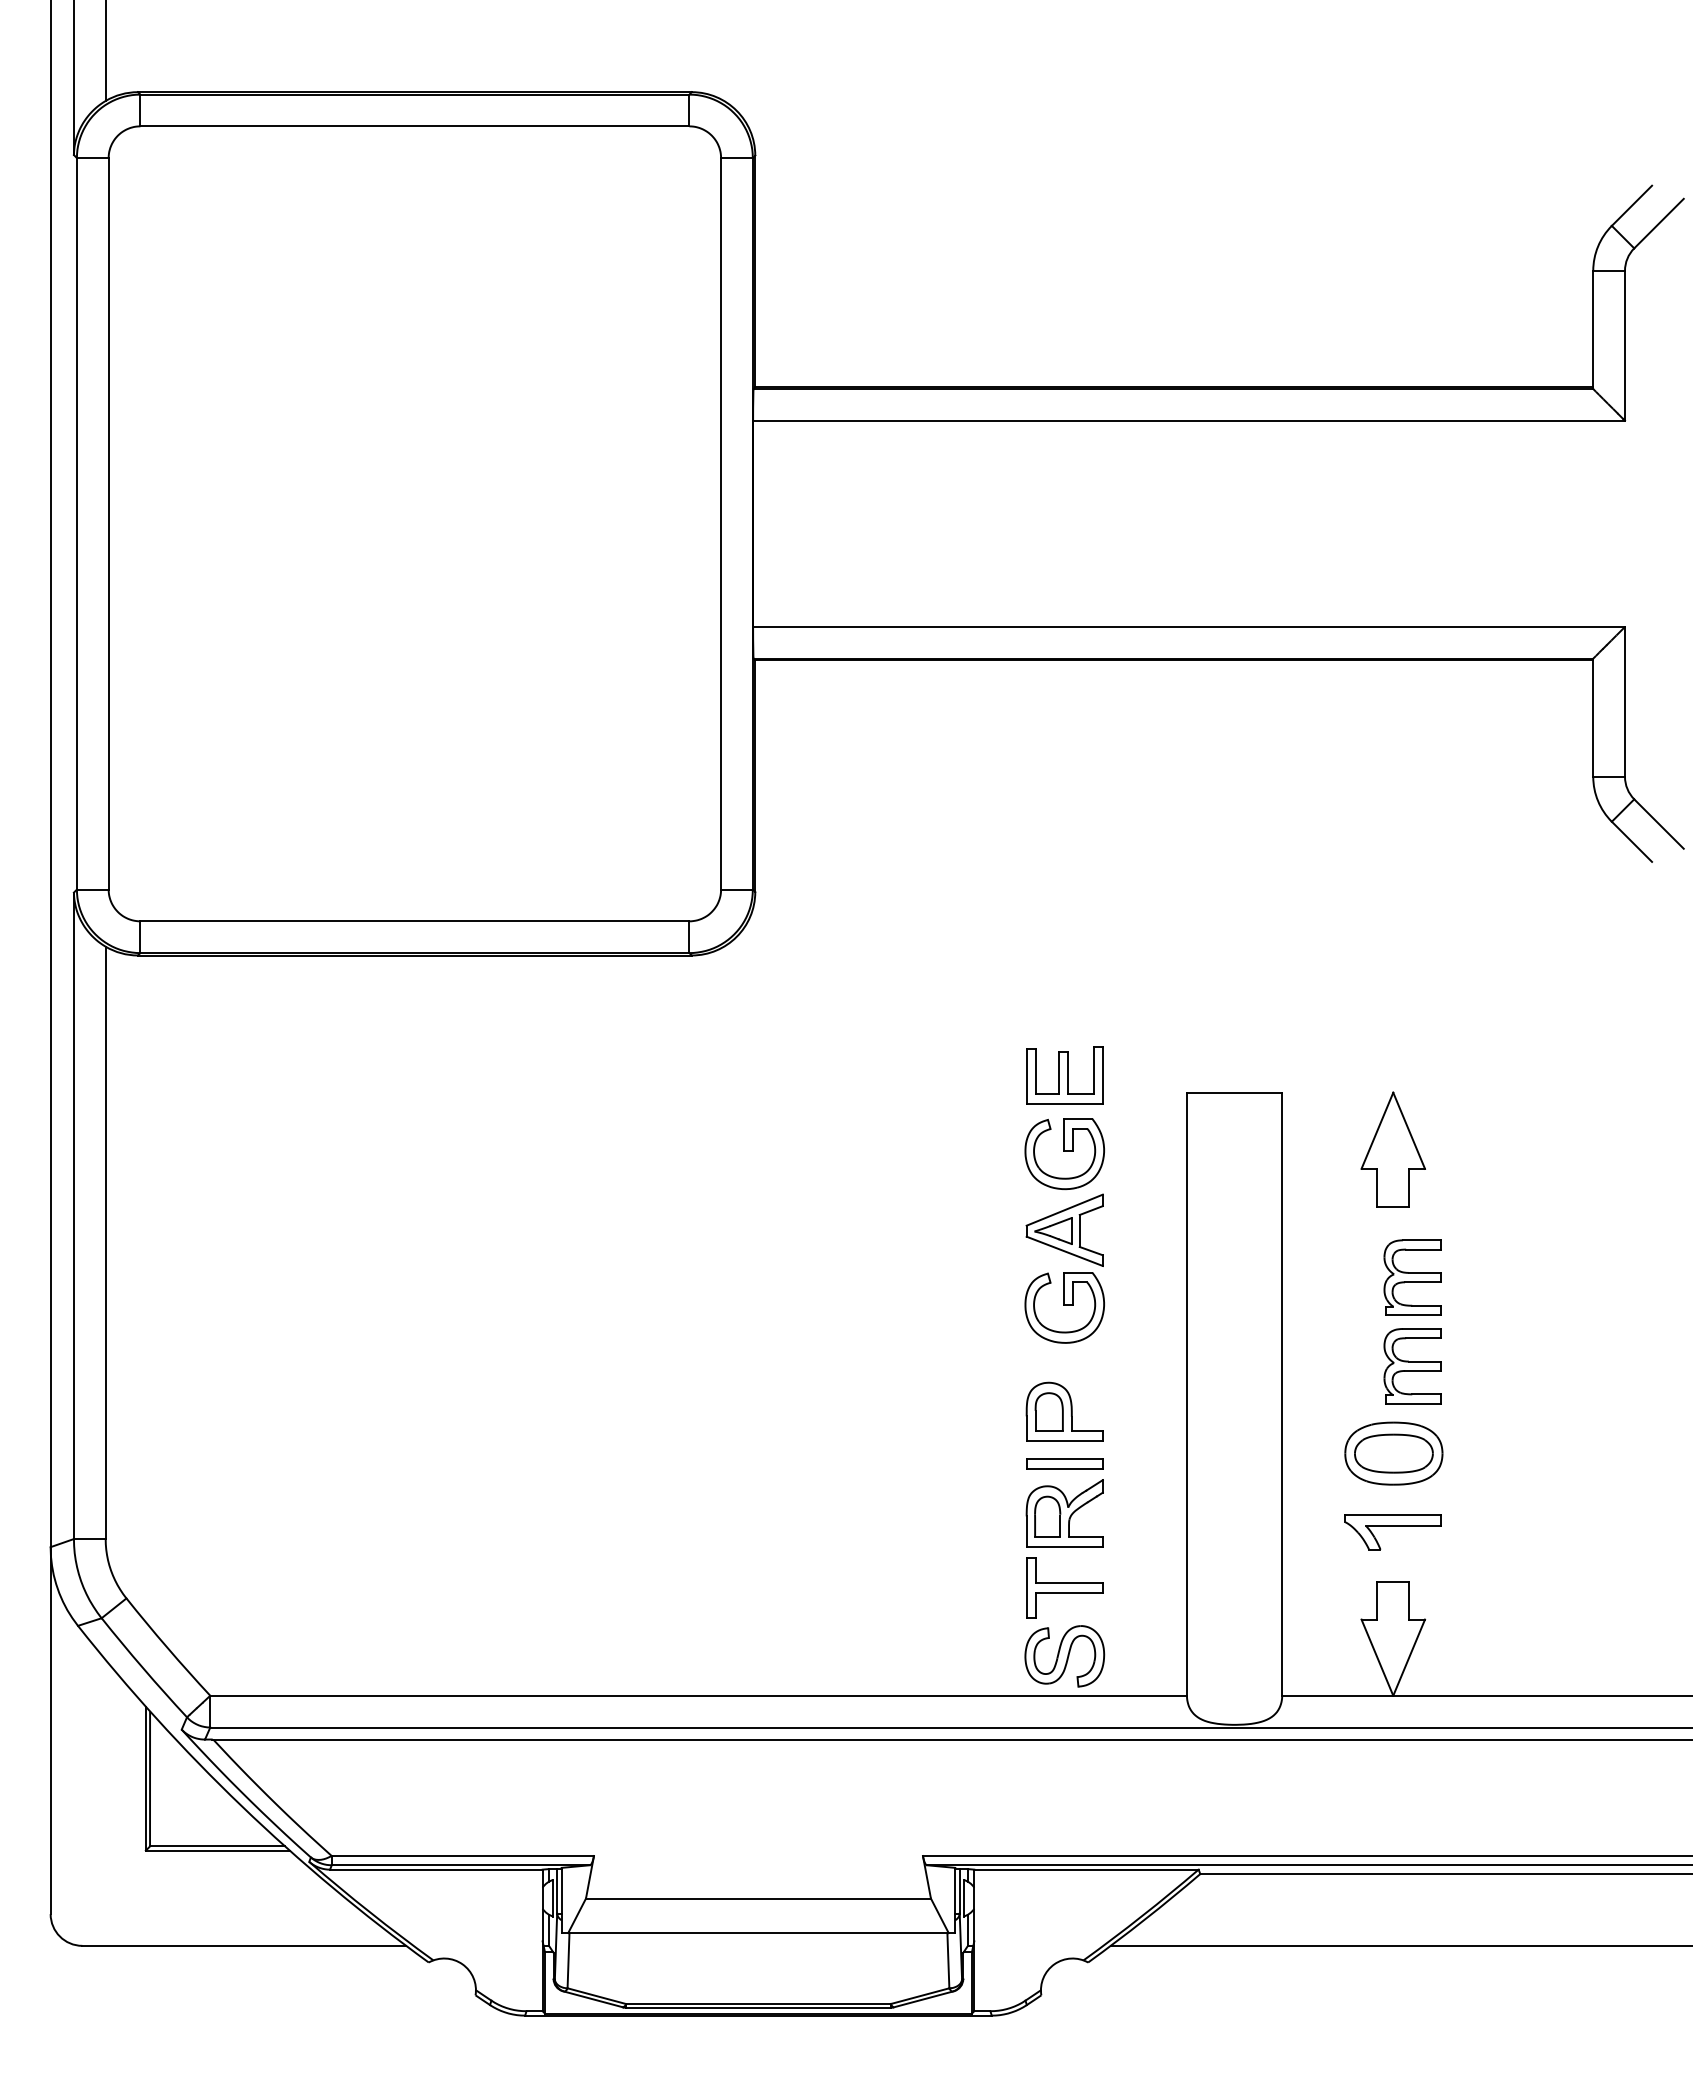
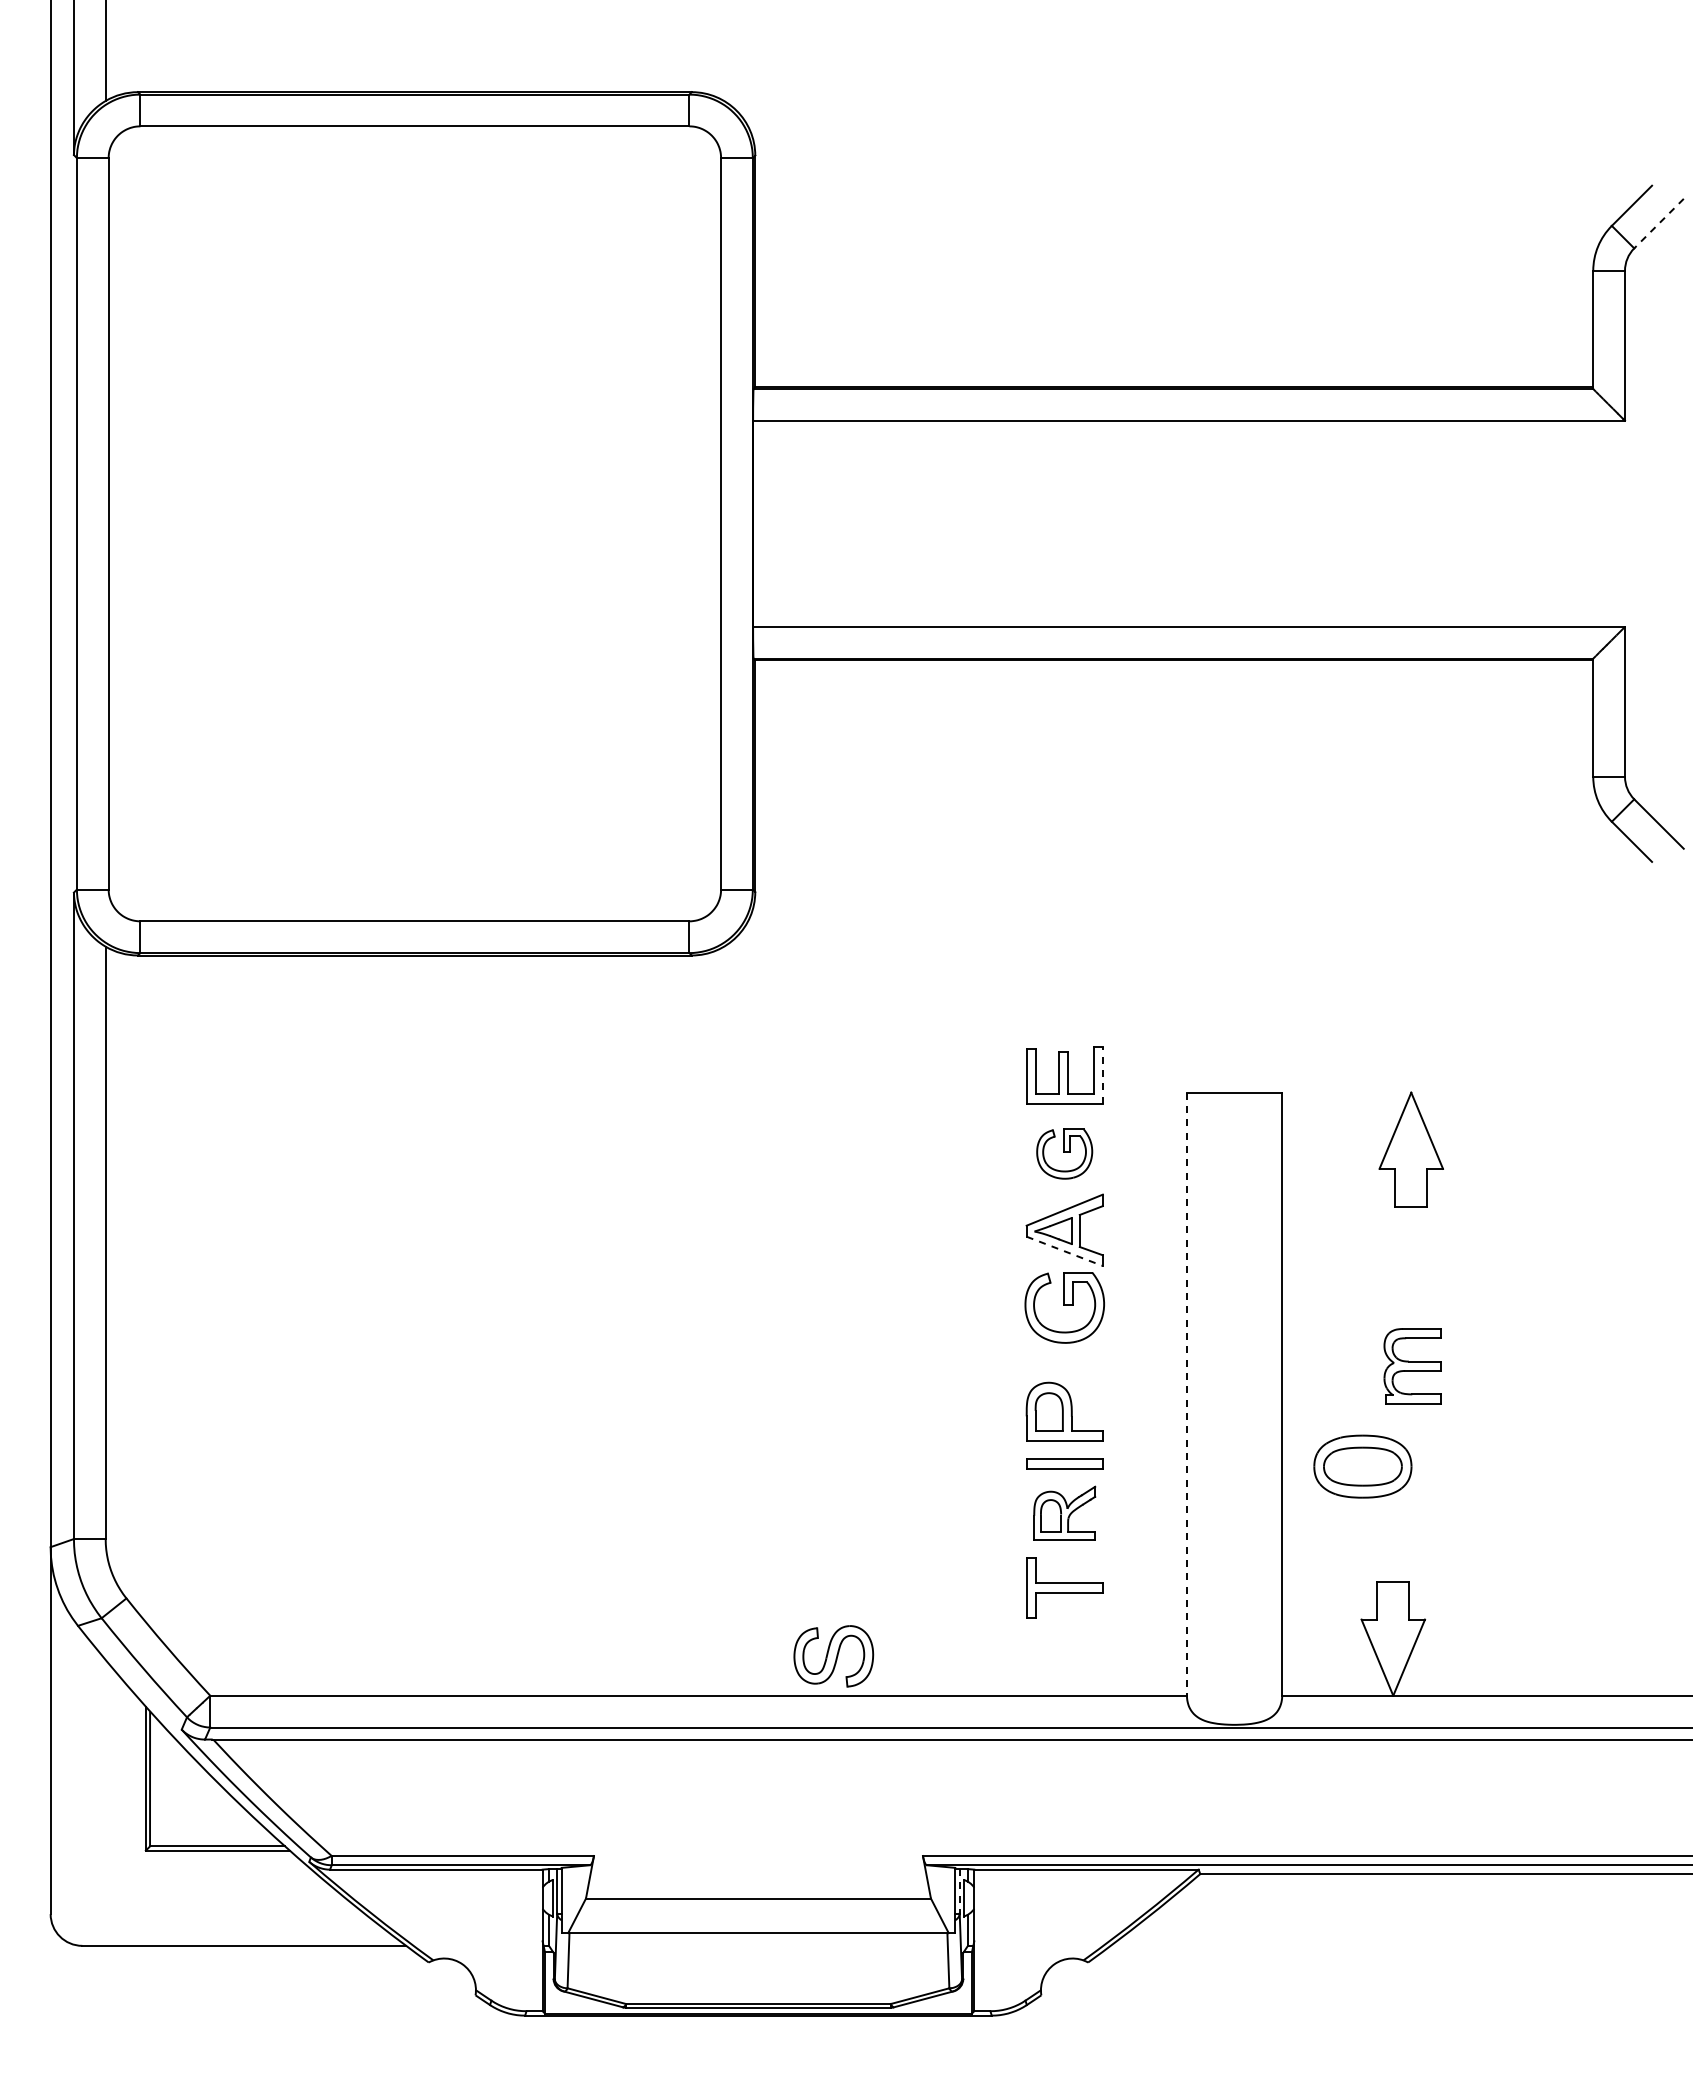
line: solid -> dashed (1658, 223)
line: solid -> dashed (1102, 1074)
part position: (1392, 1149) -> (1410, 1149) (1410, 1149)
part size: 81x73 px -> 58x52 px (1064, 1153)
line: solid -> dashed (1064, 1251)
part: present -> none (1412, 1277)
line: solid -> dashed (1186, 1394)
part position: (1393, 1453) -> (1362, 1466) (1362, 1466)
part size: 79x69 px -> 64x56 px (1064, 1512)
part: present -> none (1392, 1532)
part position: (1064, 1656) -> (833, 1656) (833, 1656)
line: solid -> dashed (959, 1891)
line: present -> none (1399, 1945)
